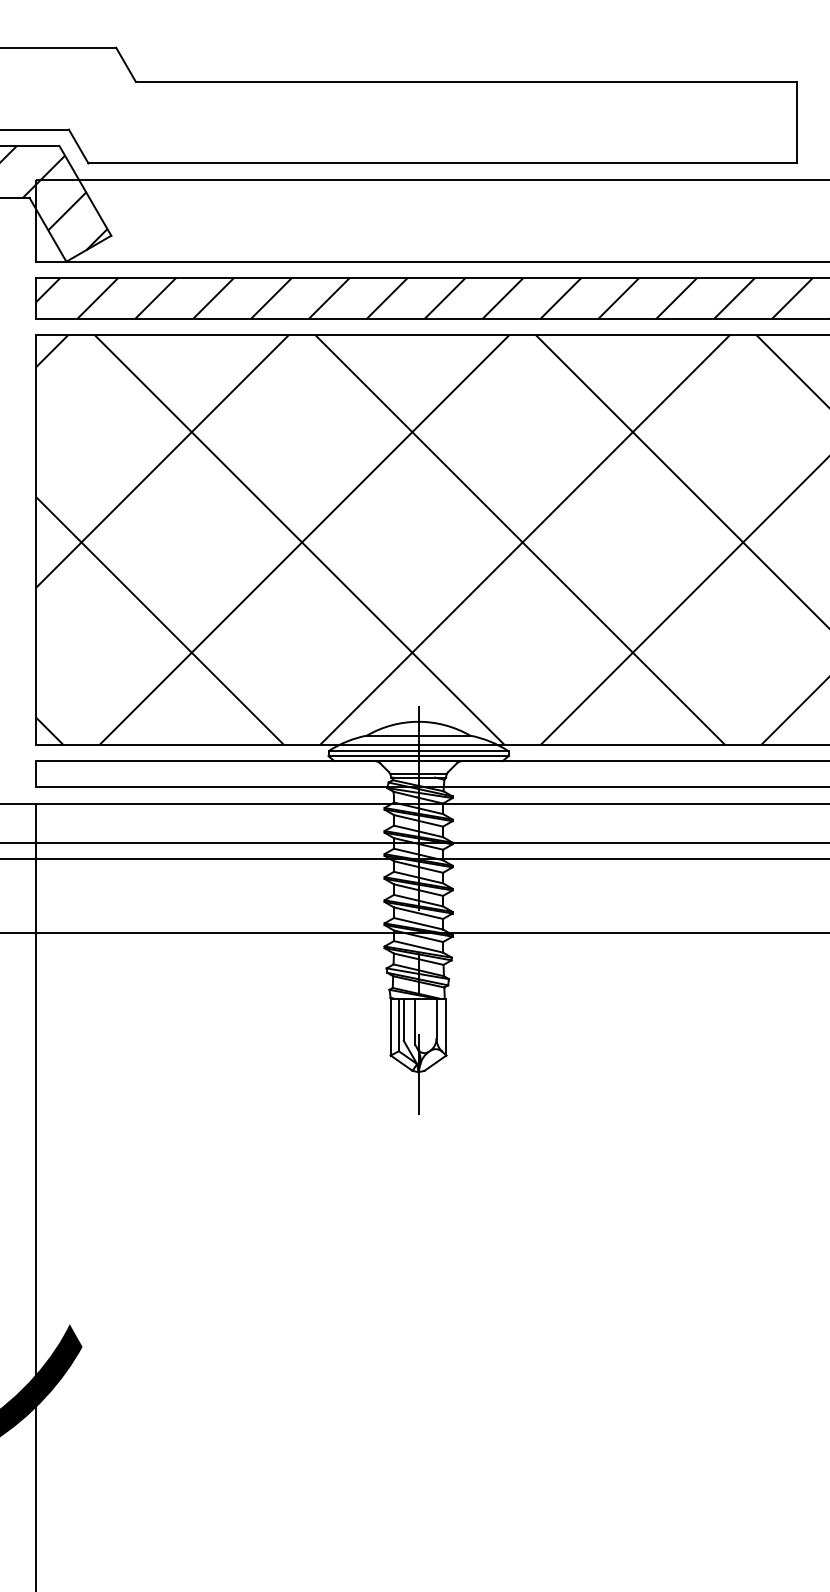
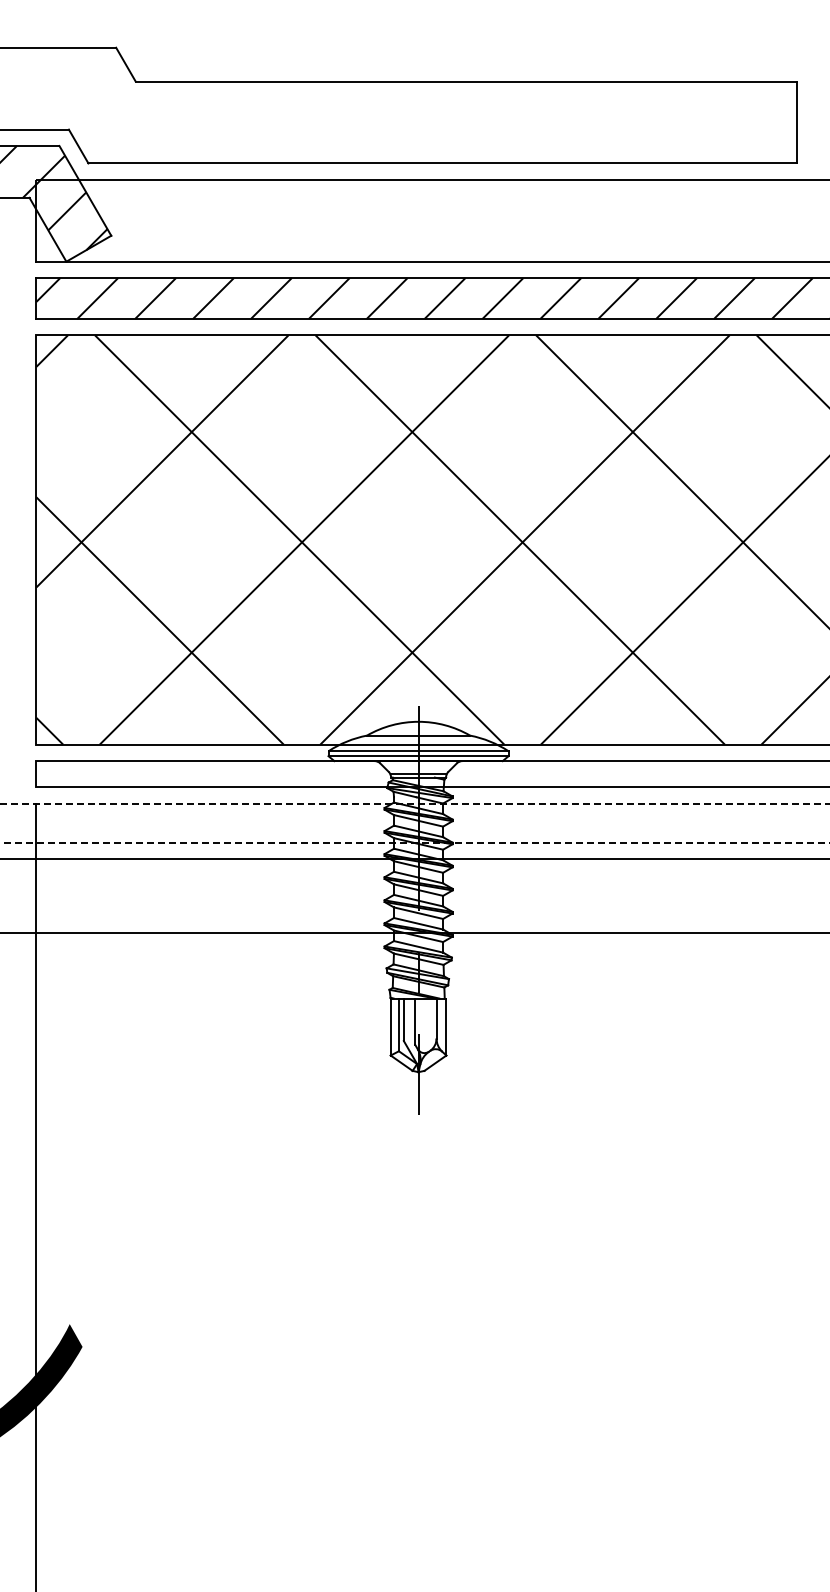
line: solid -> dashed (415, 803)
line: solid -> dashed (415, 842)
